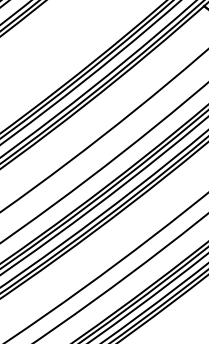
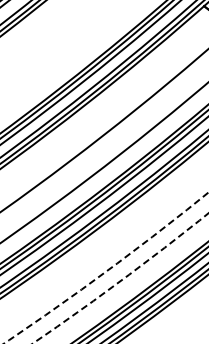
arc: solid -> dashed (107, 270)
arc: solid -> dashed (122, 279)
